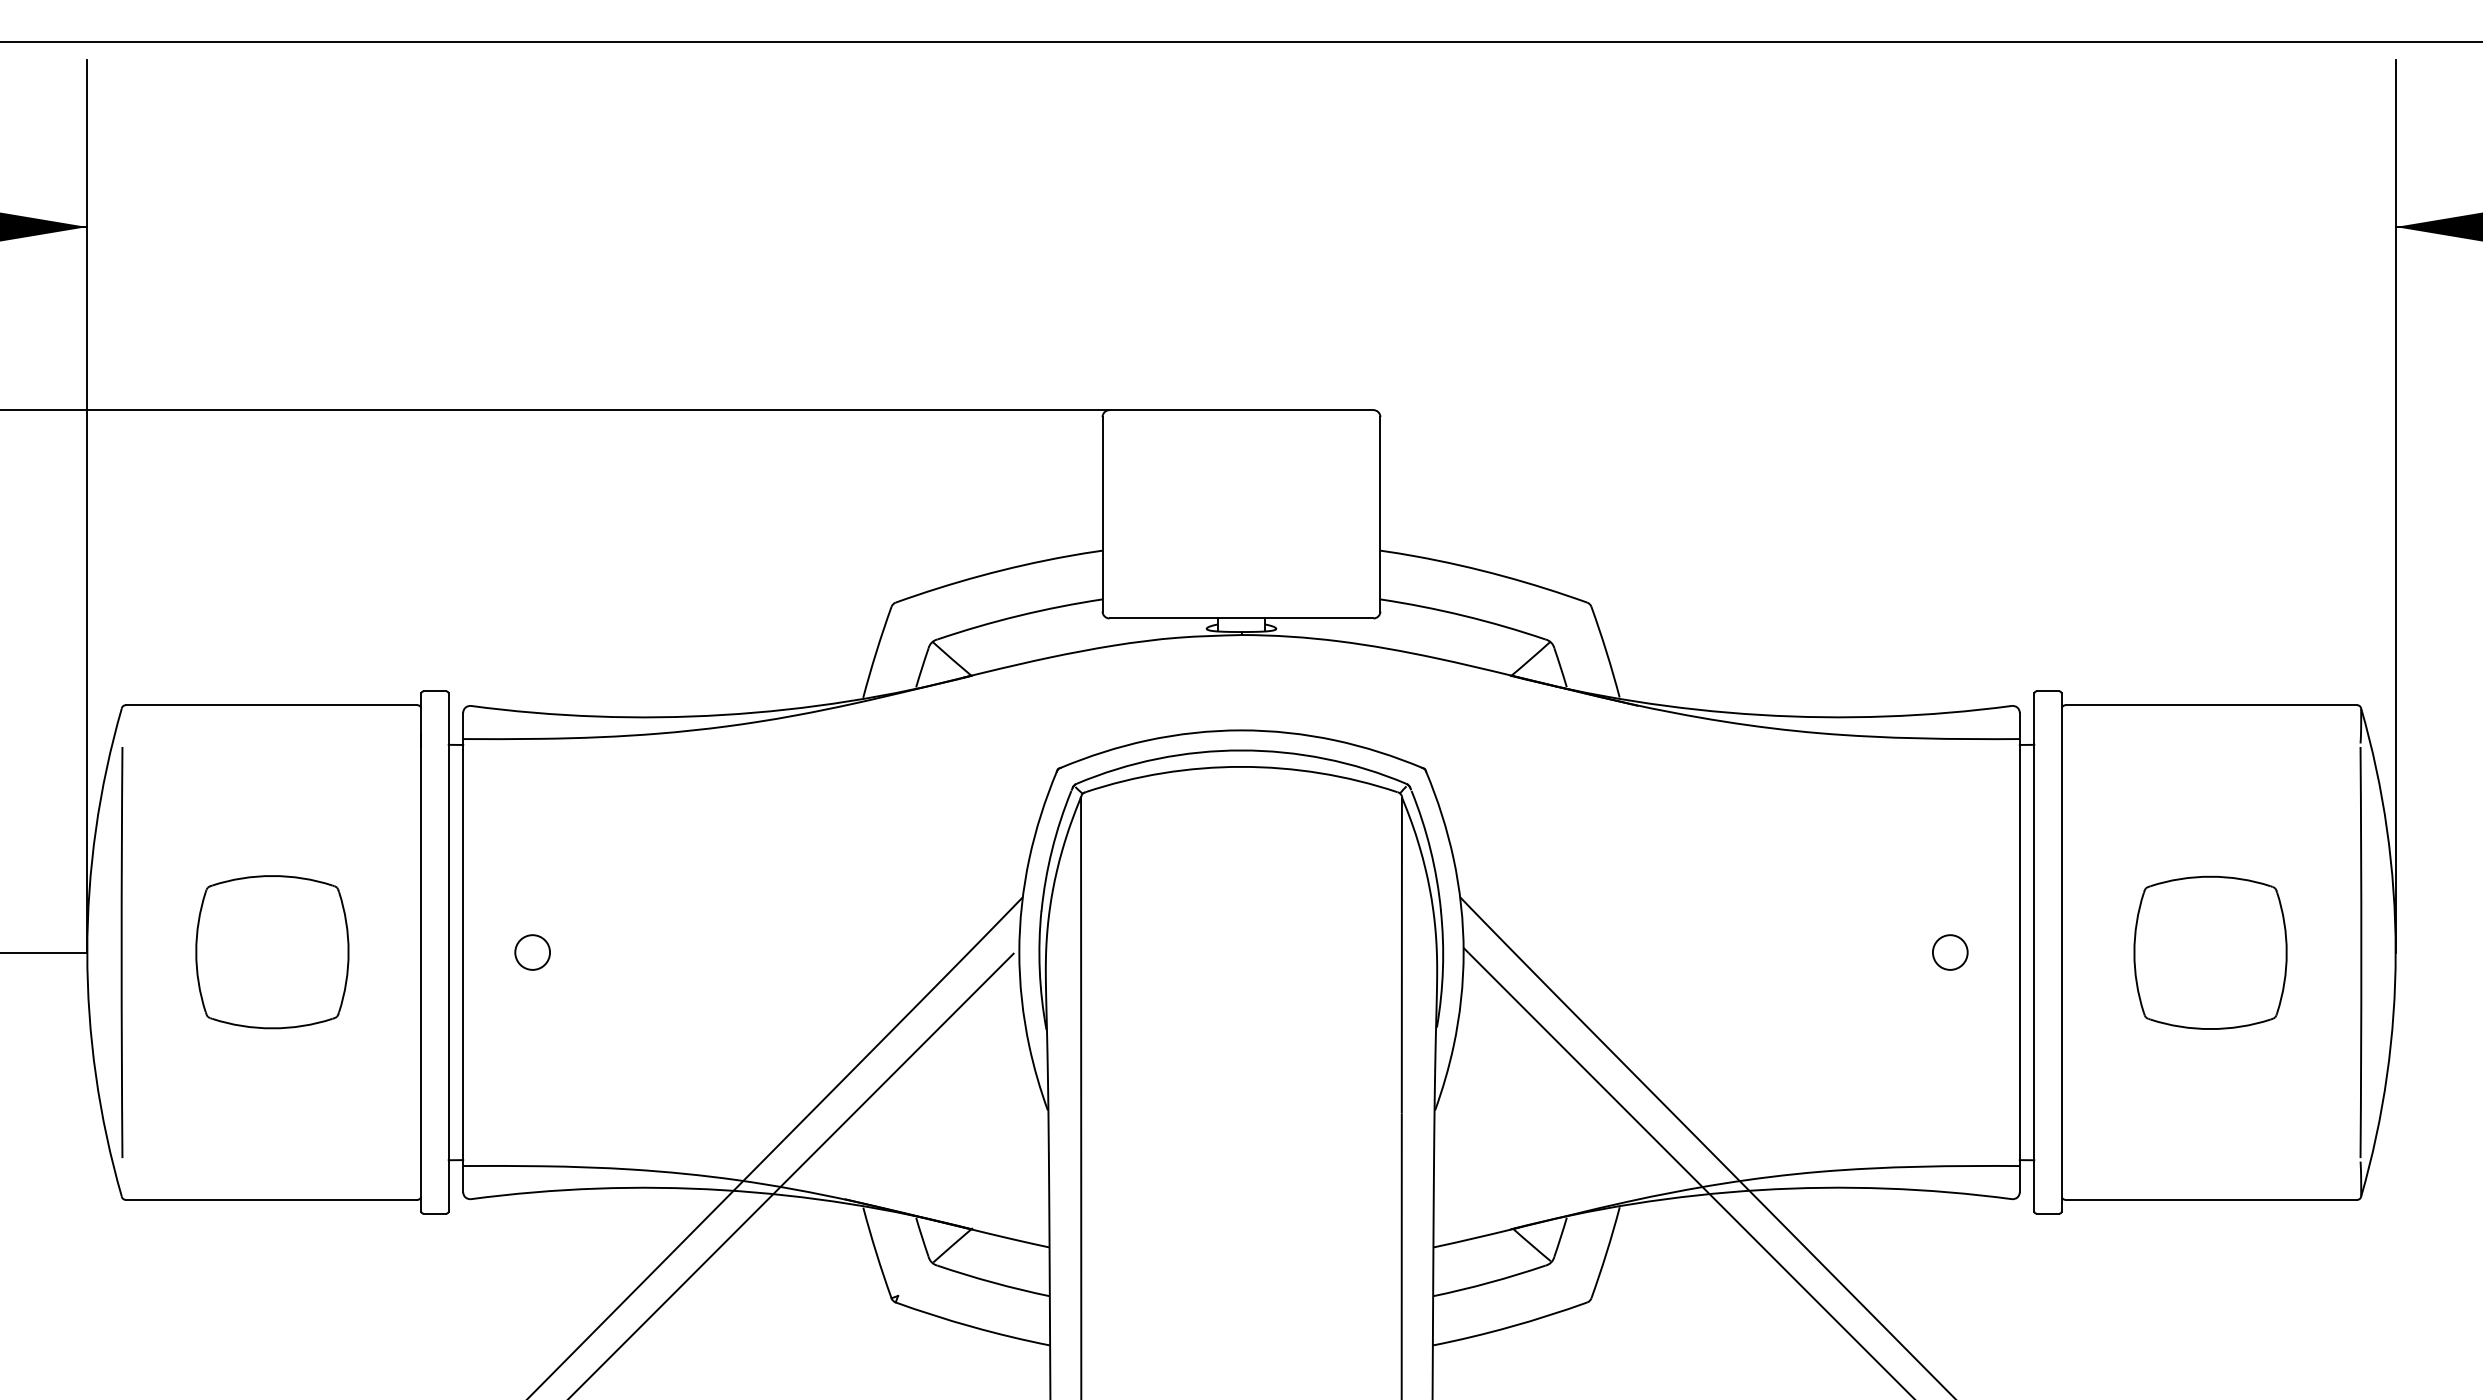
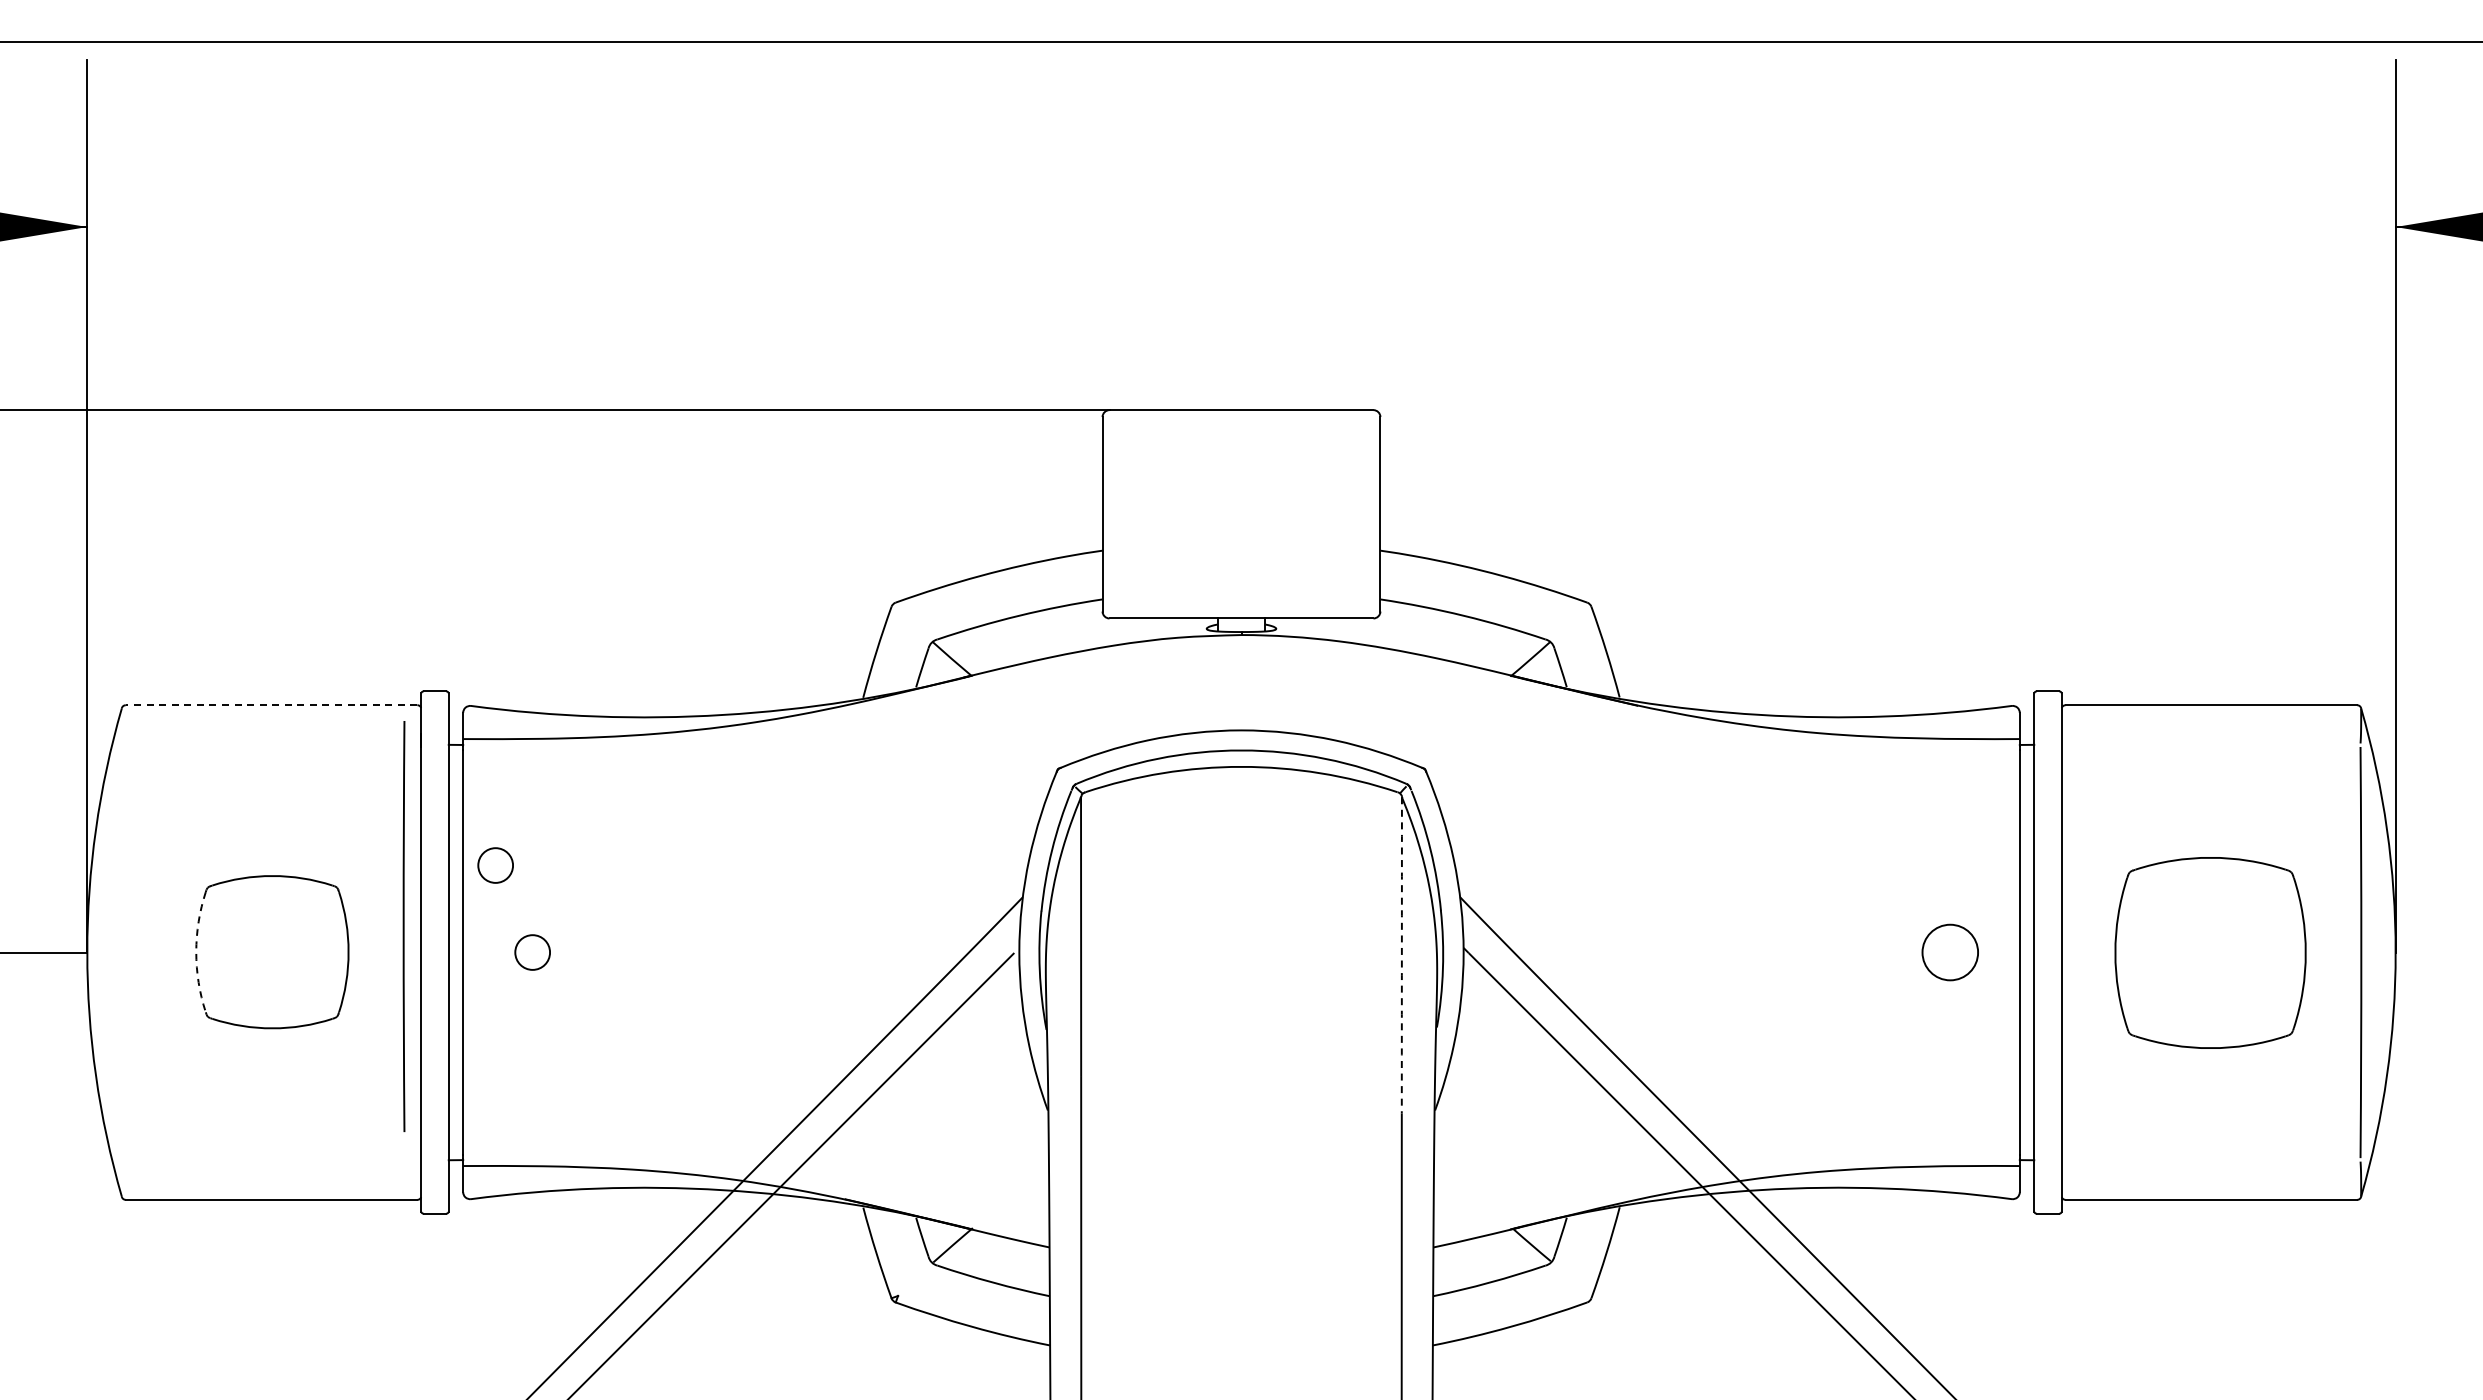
line: solid -> dashed (271, 705)
circle: none -> present (495, 865)
line position: (121, 952) -> (403, 926) (403, 926)
arc: solid -> dashed (196, 952)
circle diameter: 35 px -> 56 px (1950, 952)
part size: 155x155 px -> 193x192 px (2210, 952)
arc: solid -> dashed (1401, 955)
